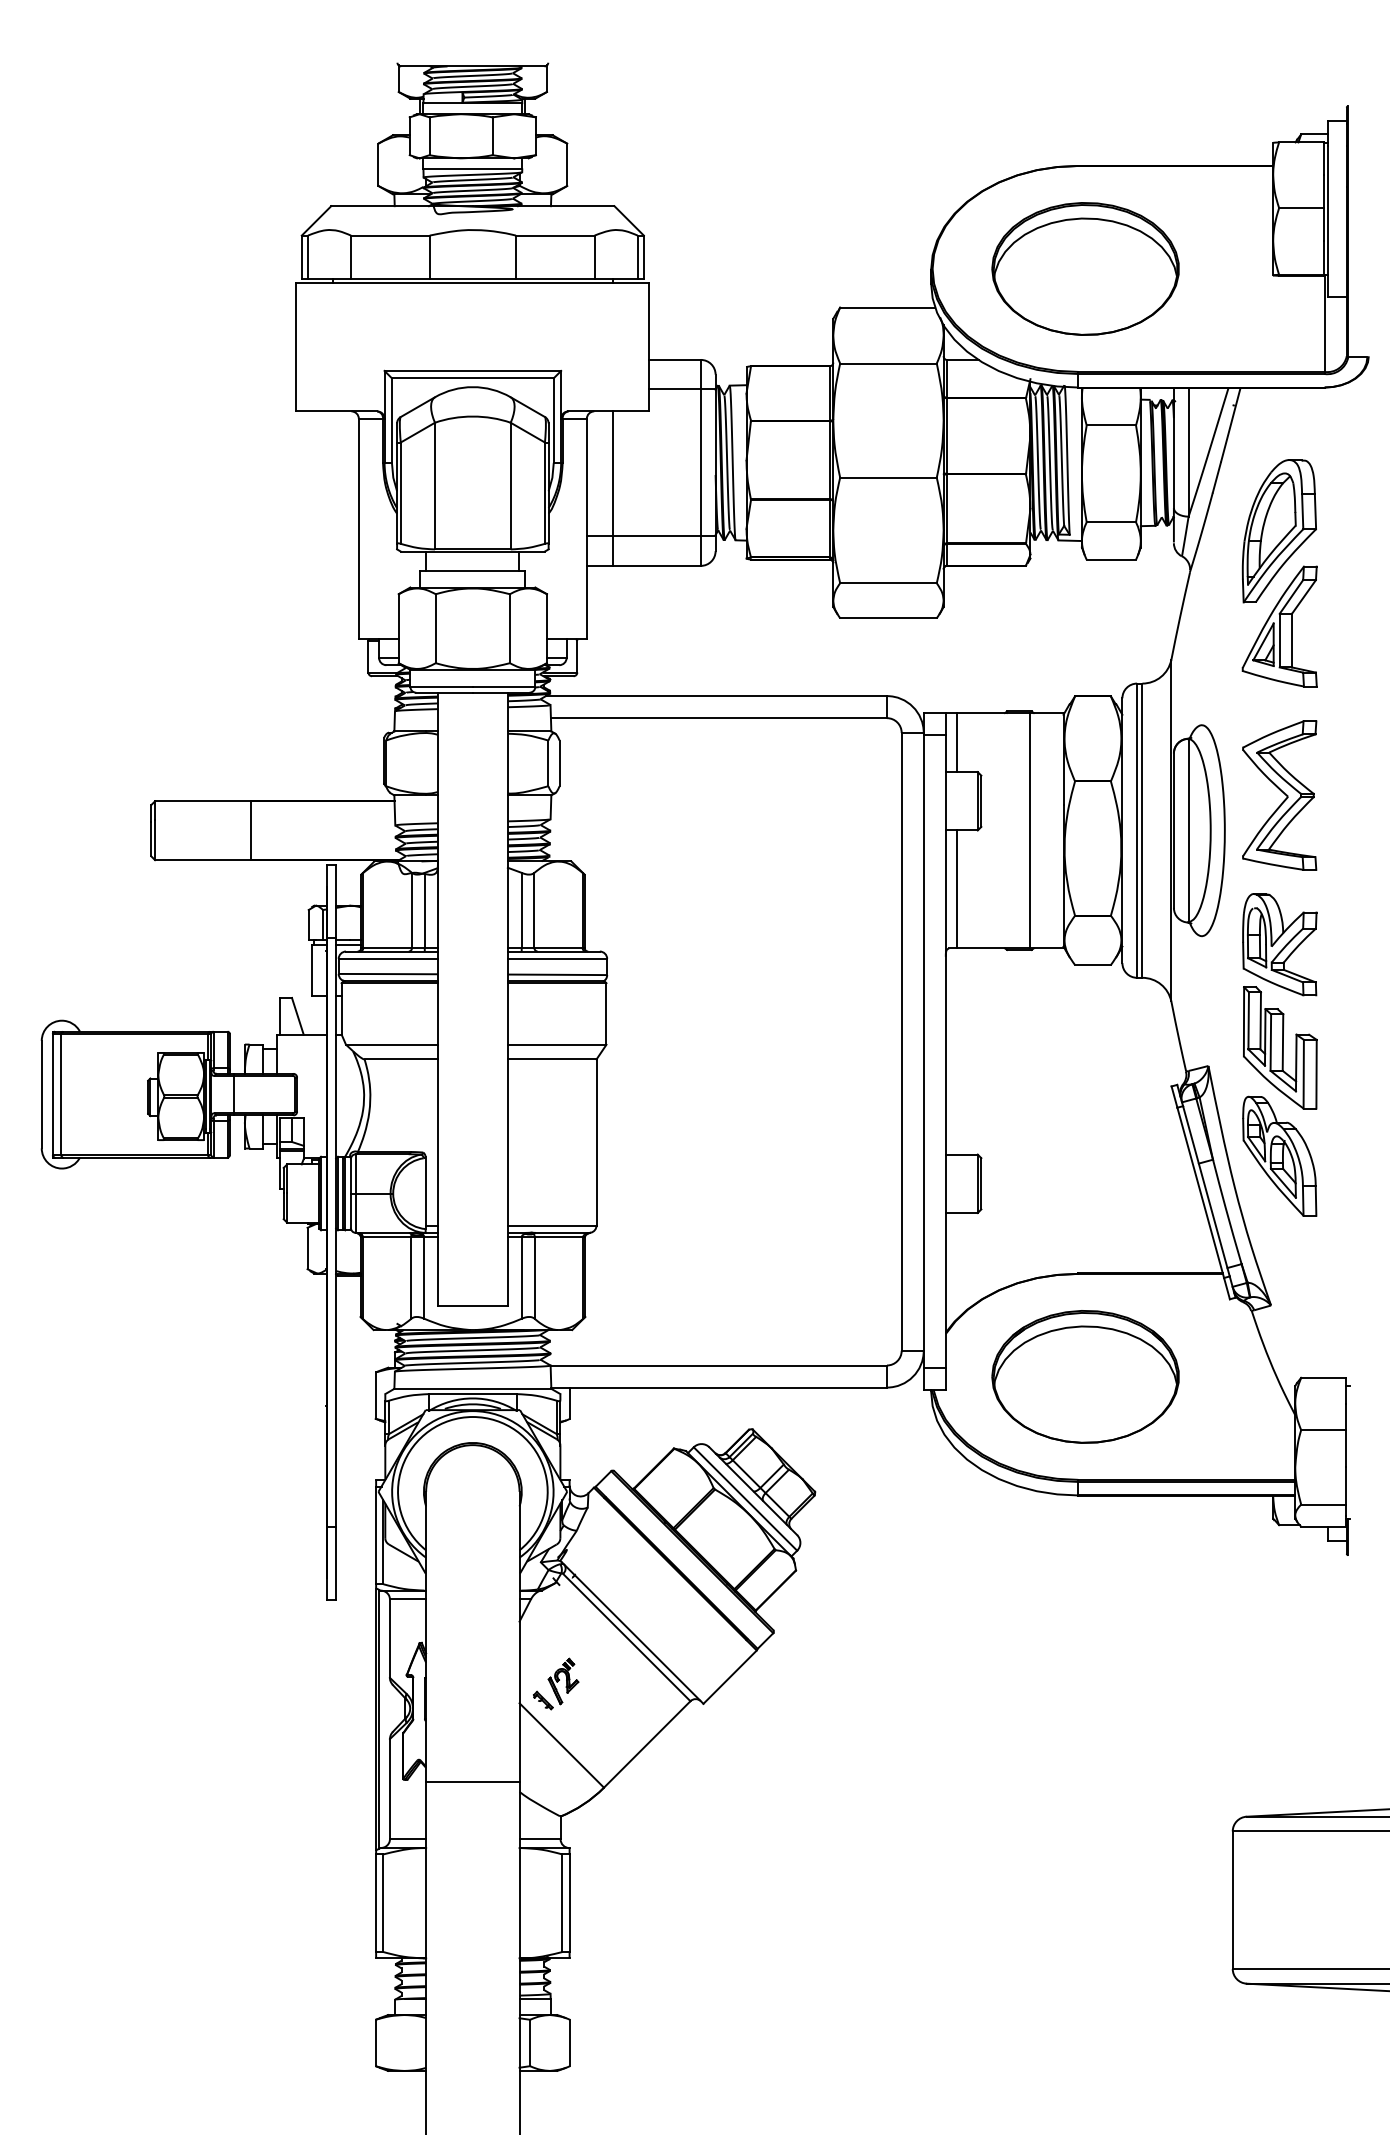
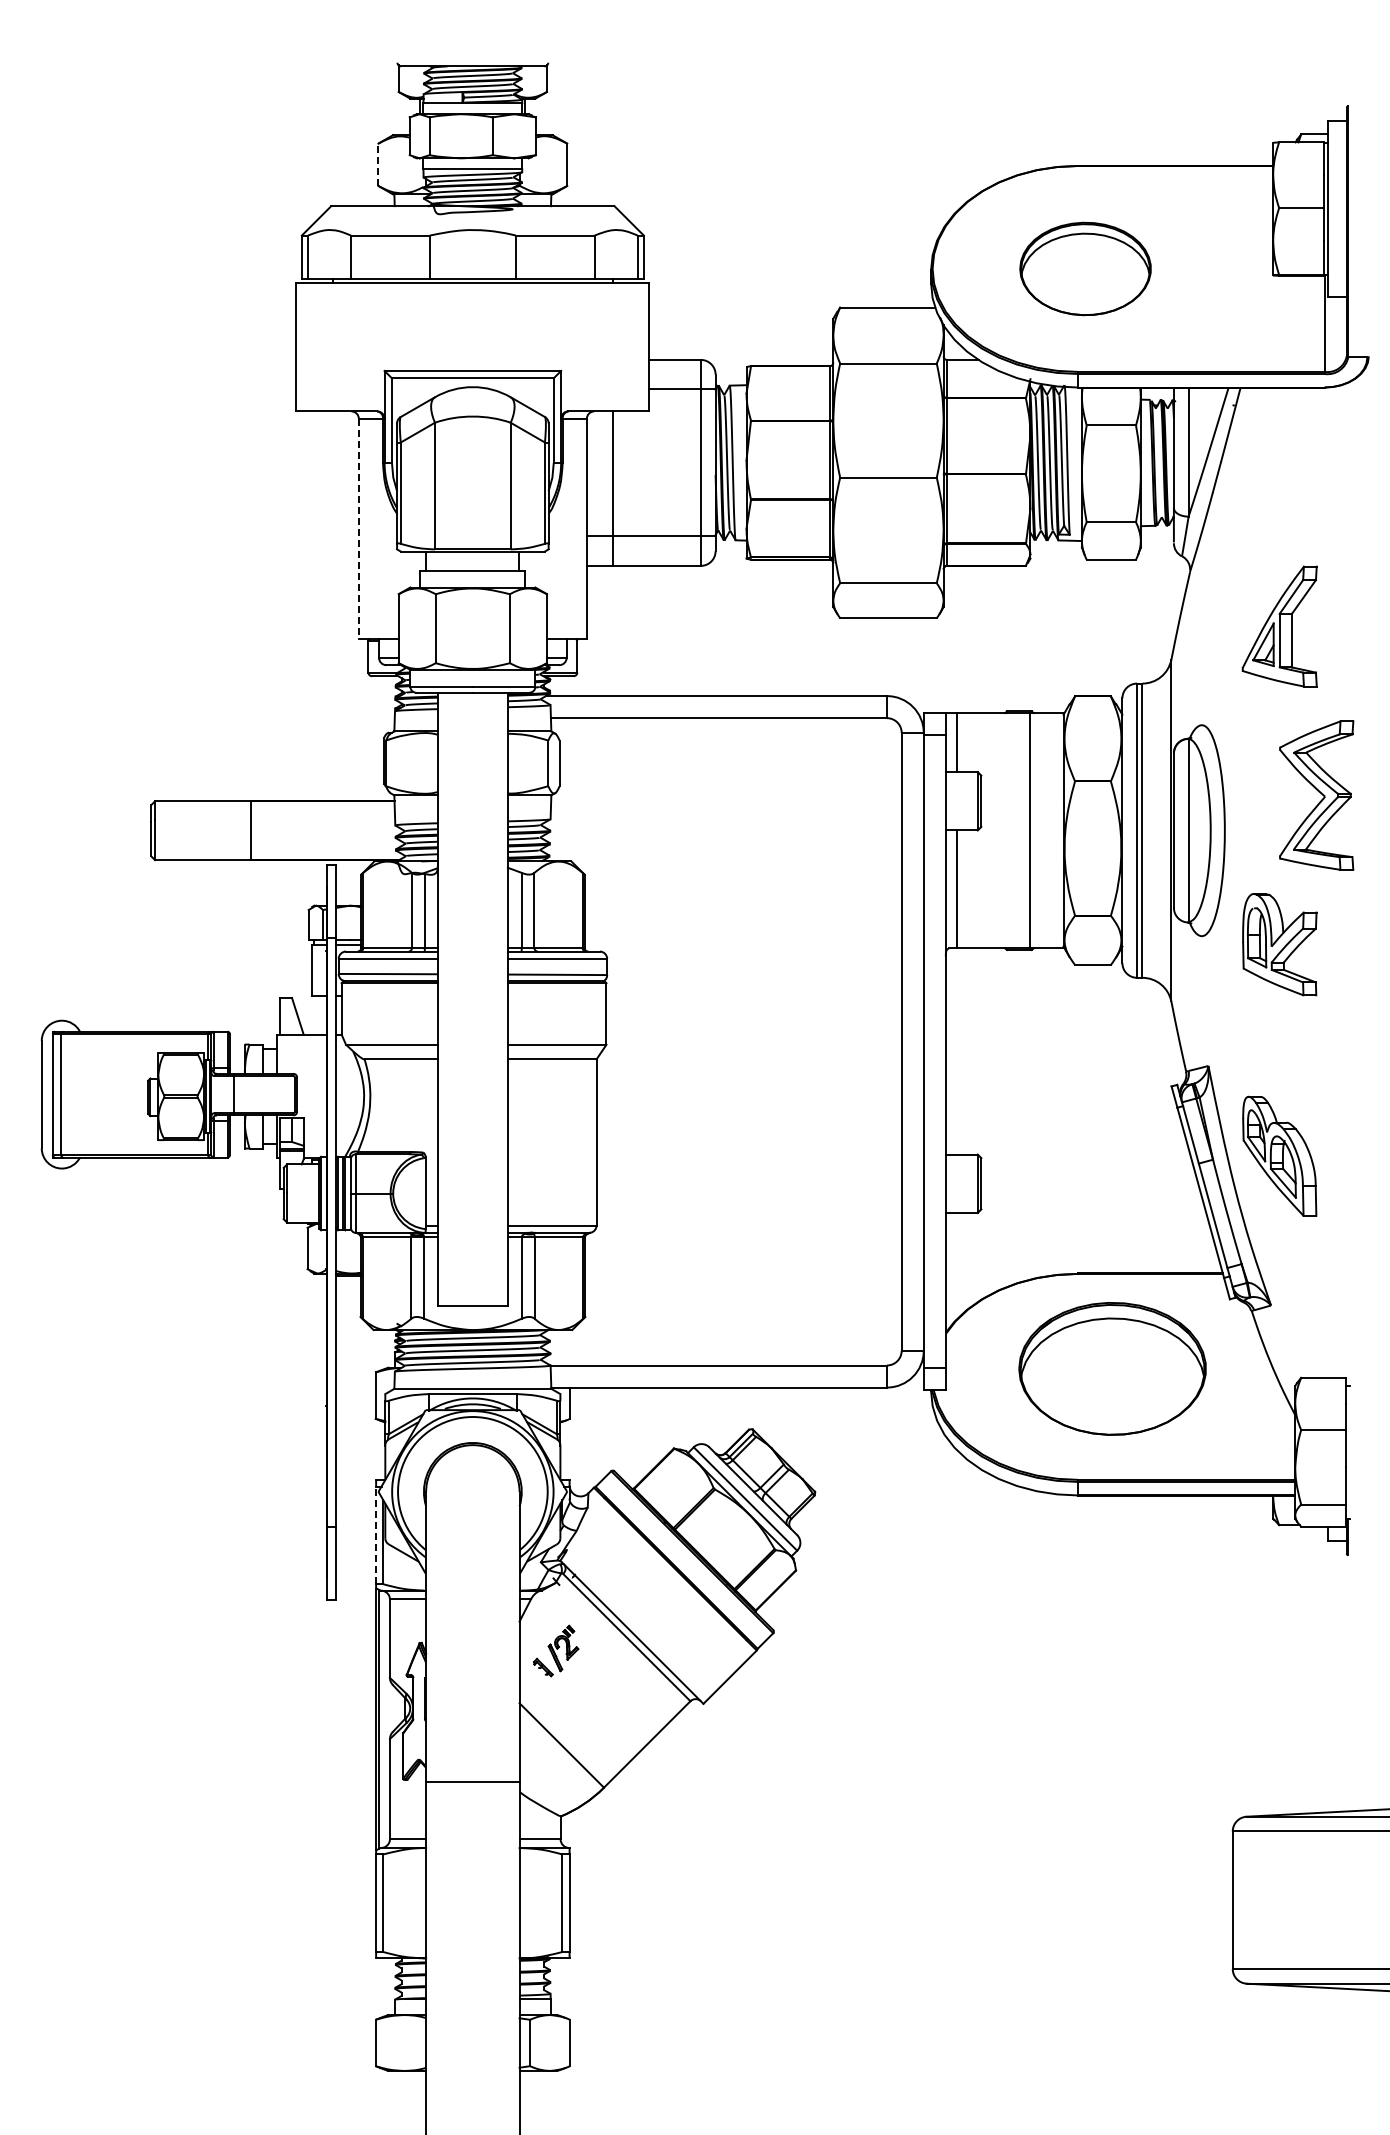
line: solid -> dashed (378, 164)
part size: 189x134 px -> 133x96 px (1085, 268)
line: solid -> dashed (358, 529)
part: present -> none (1278, 531)
part position: (1279, 795) -> (1316, 795) (1316, 795)
part: present -> none (1280, 1047)
part position: (1085, 1376) -> (1112, 1368) (1112, 1368)
line: solid -> dashed (376, 1535)
part position: (556, 1683) -> (556, 1650) (556, 1650)
